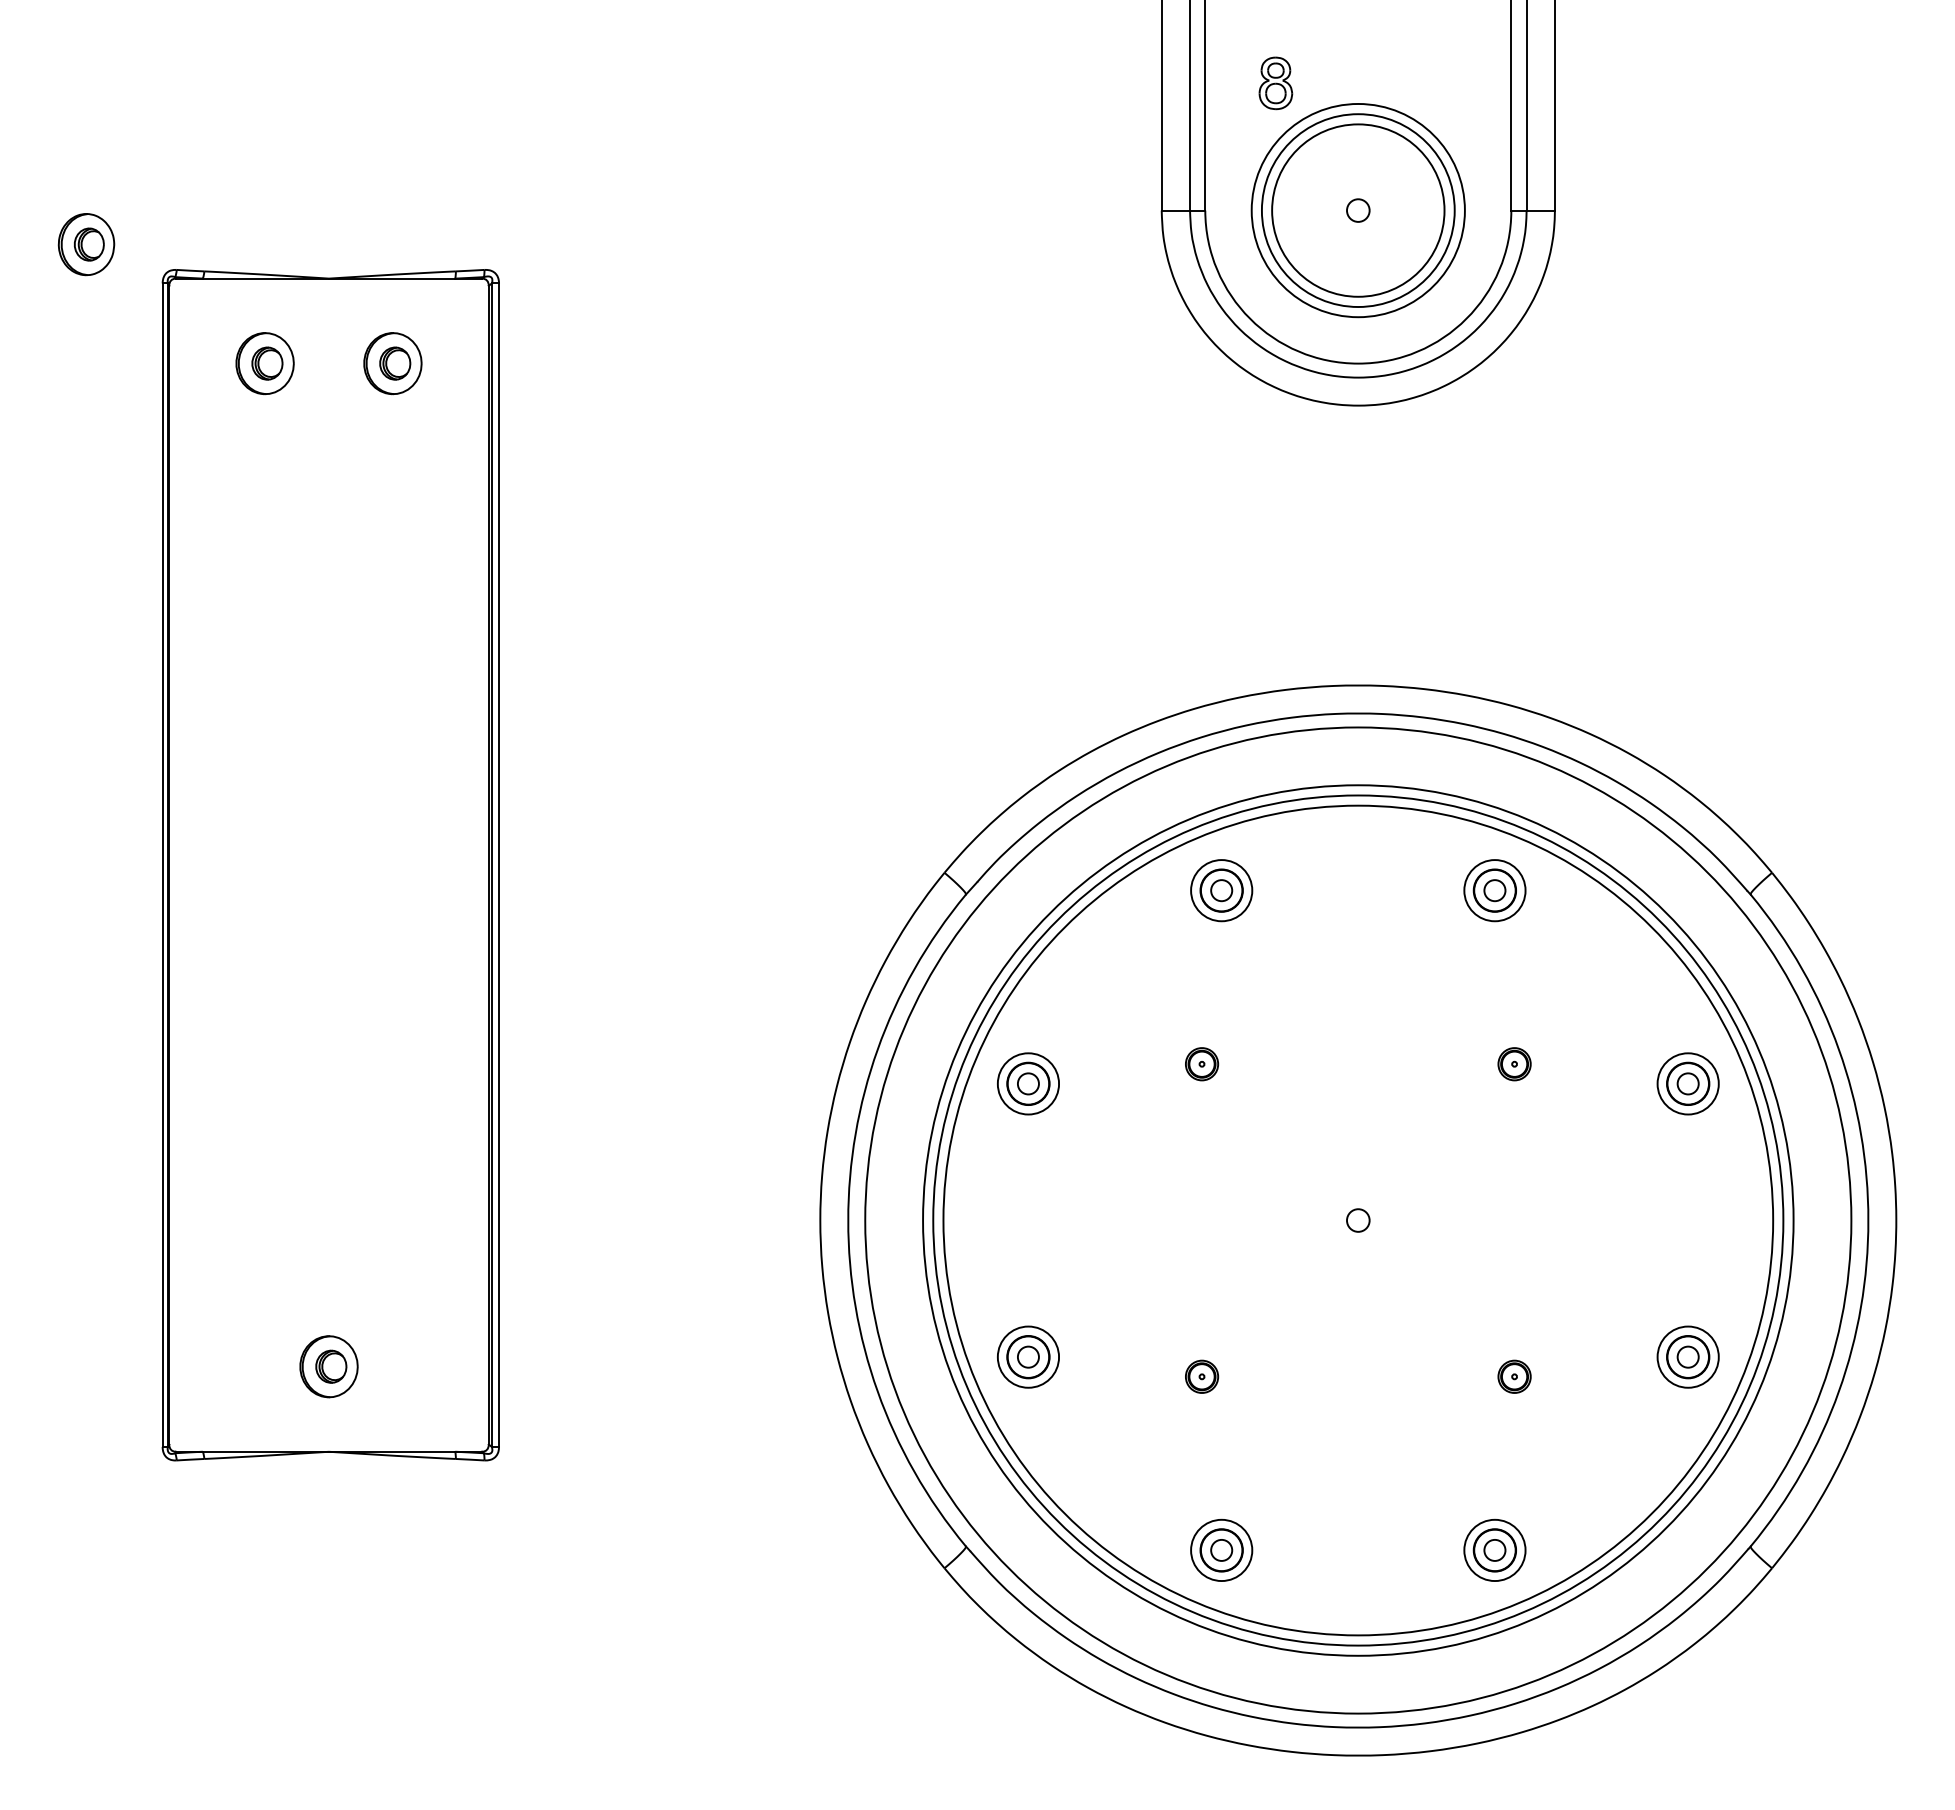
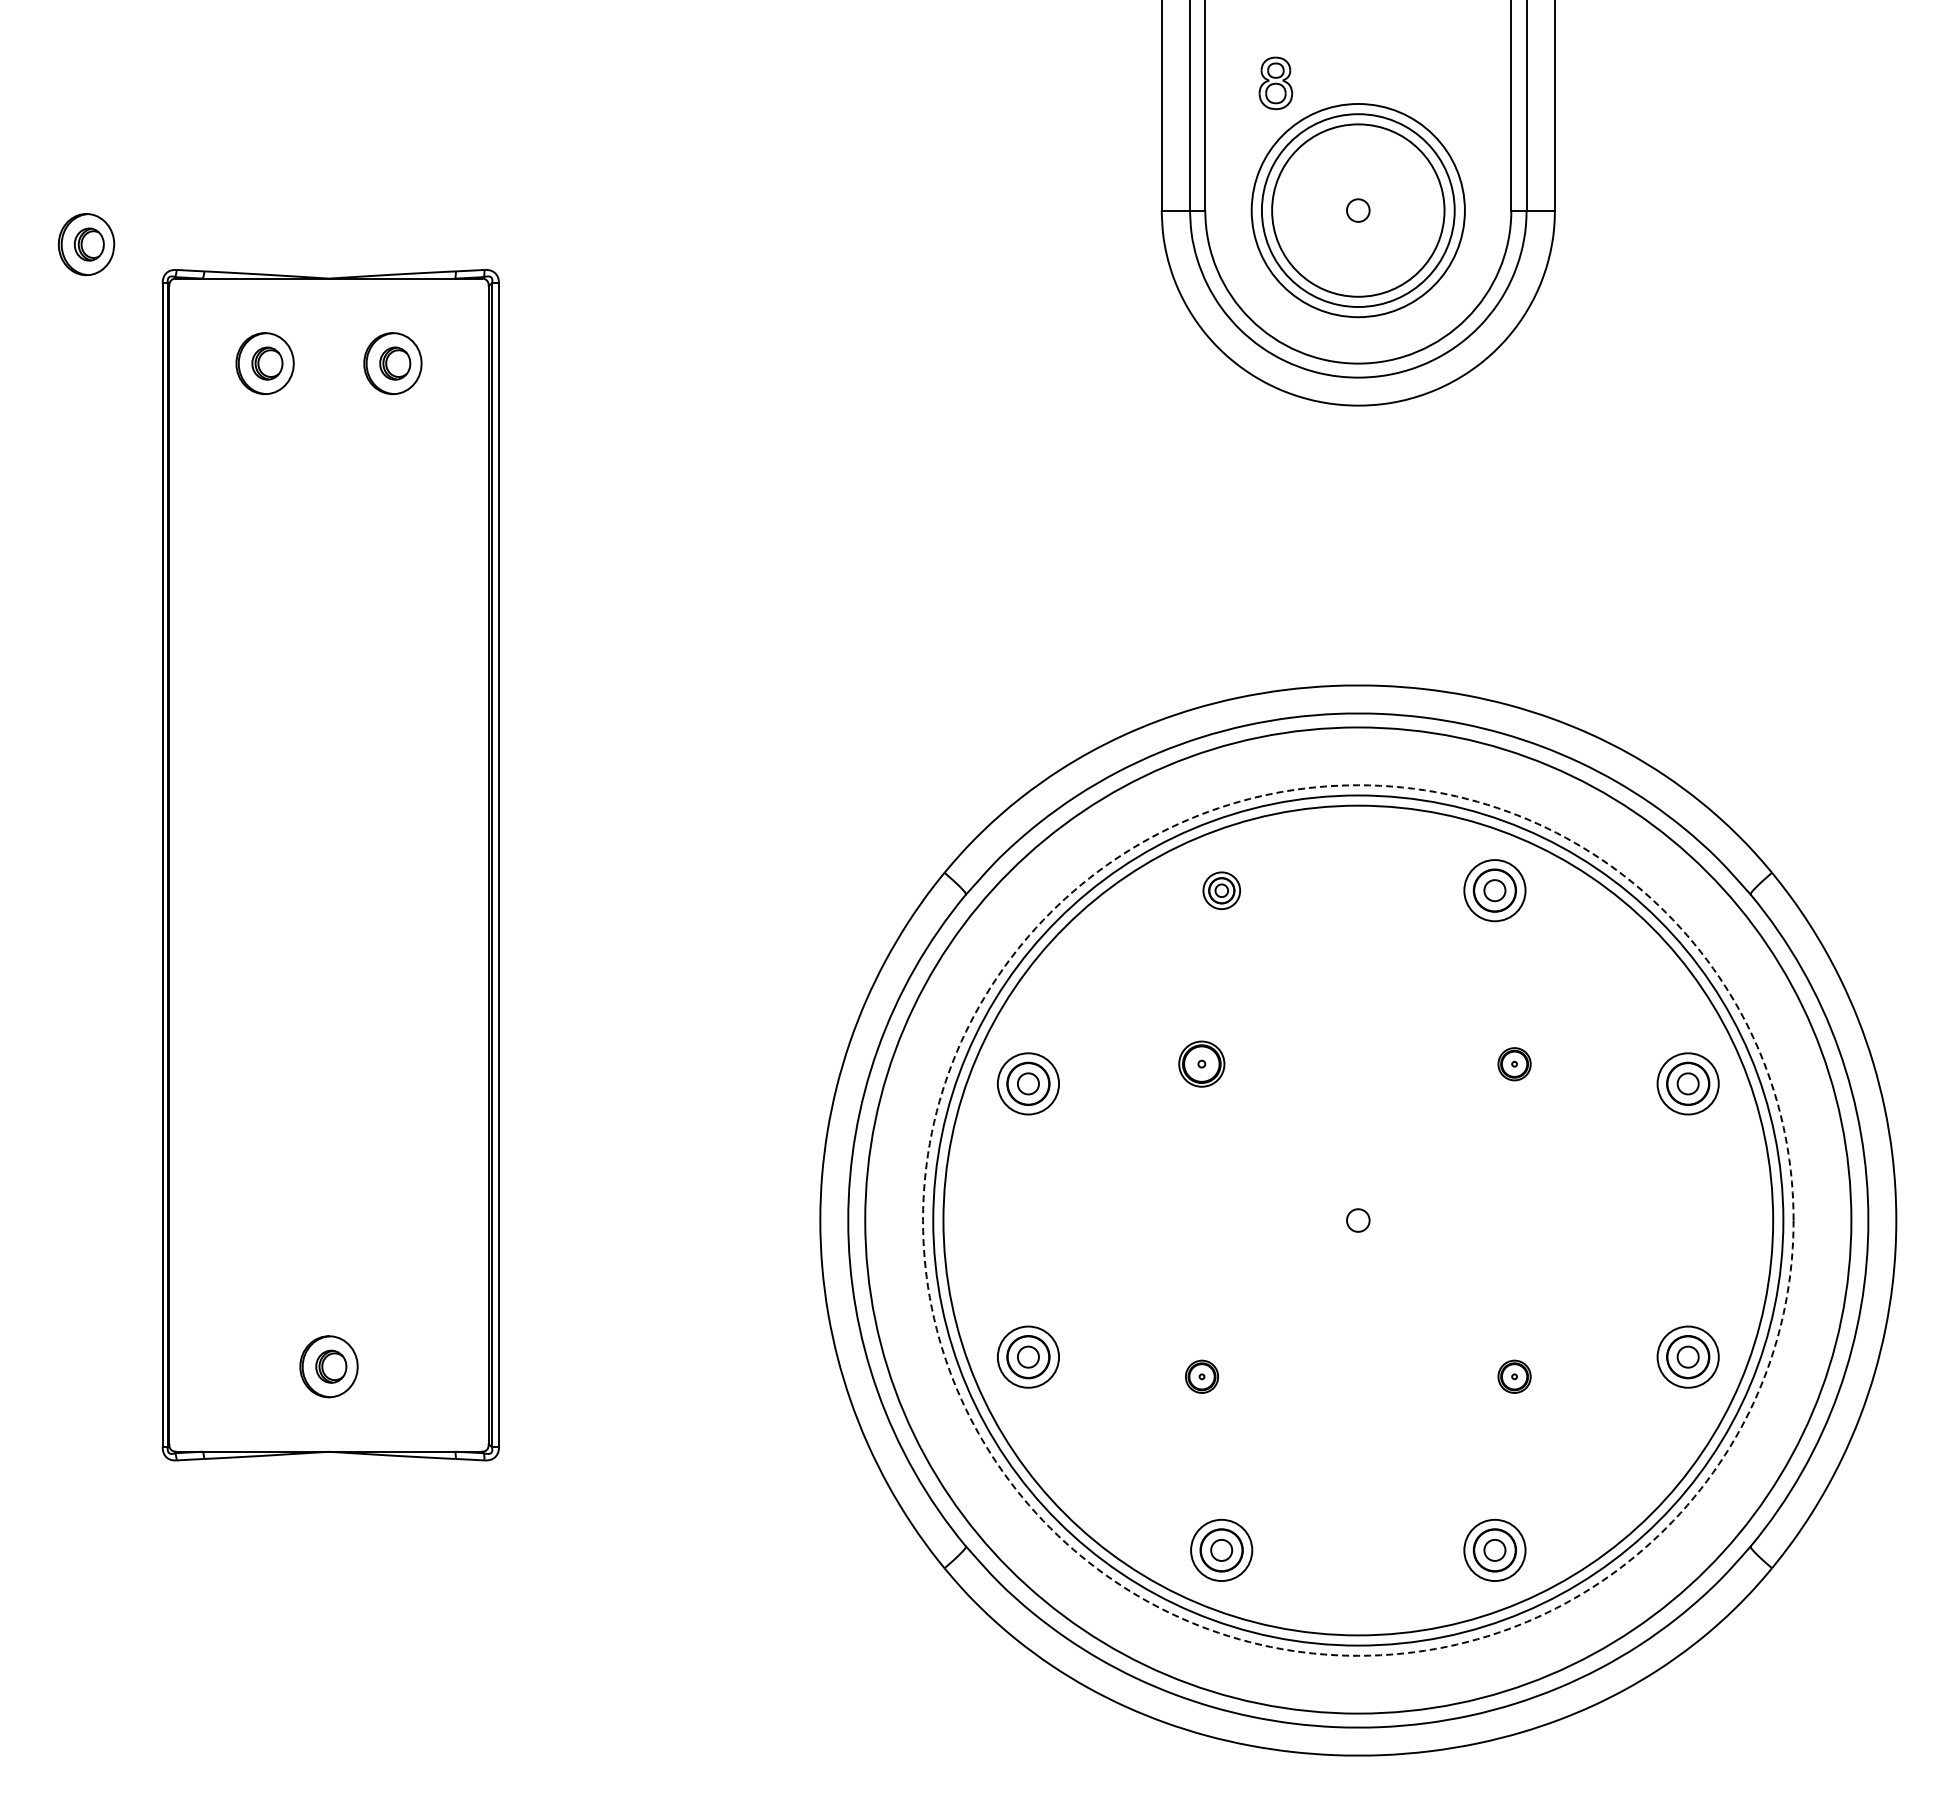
part size: 64x64 px -> 40x39 px (1221, 890)
part size: 35x35 px -> 48x48 px (1201, 1063)
circle: solid -> dashed (1358, 1220)
